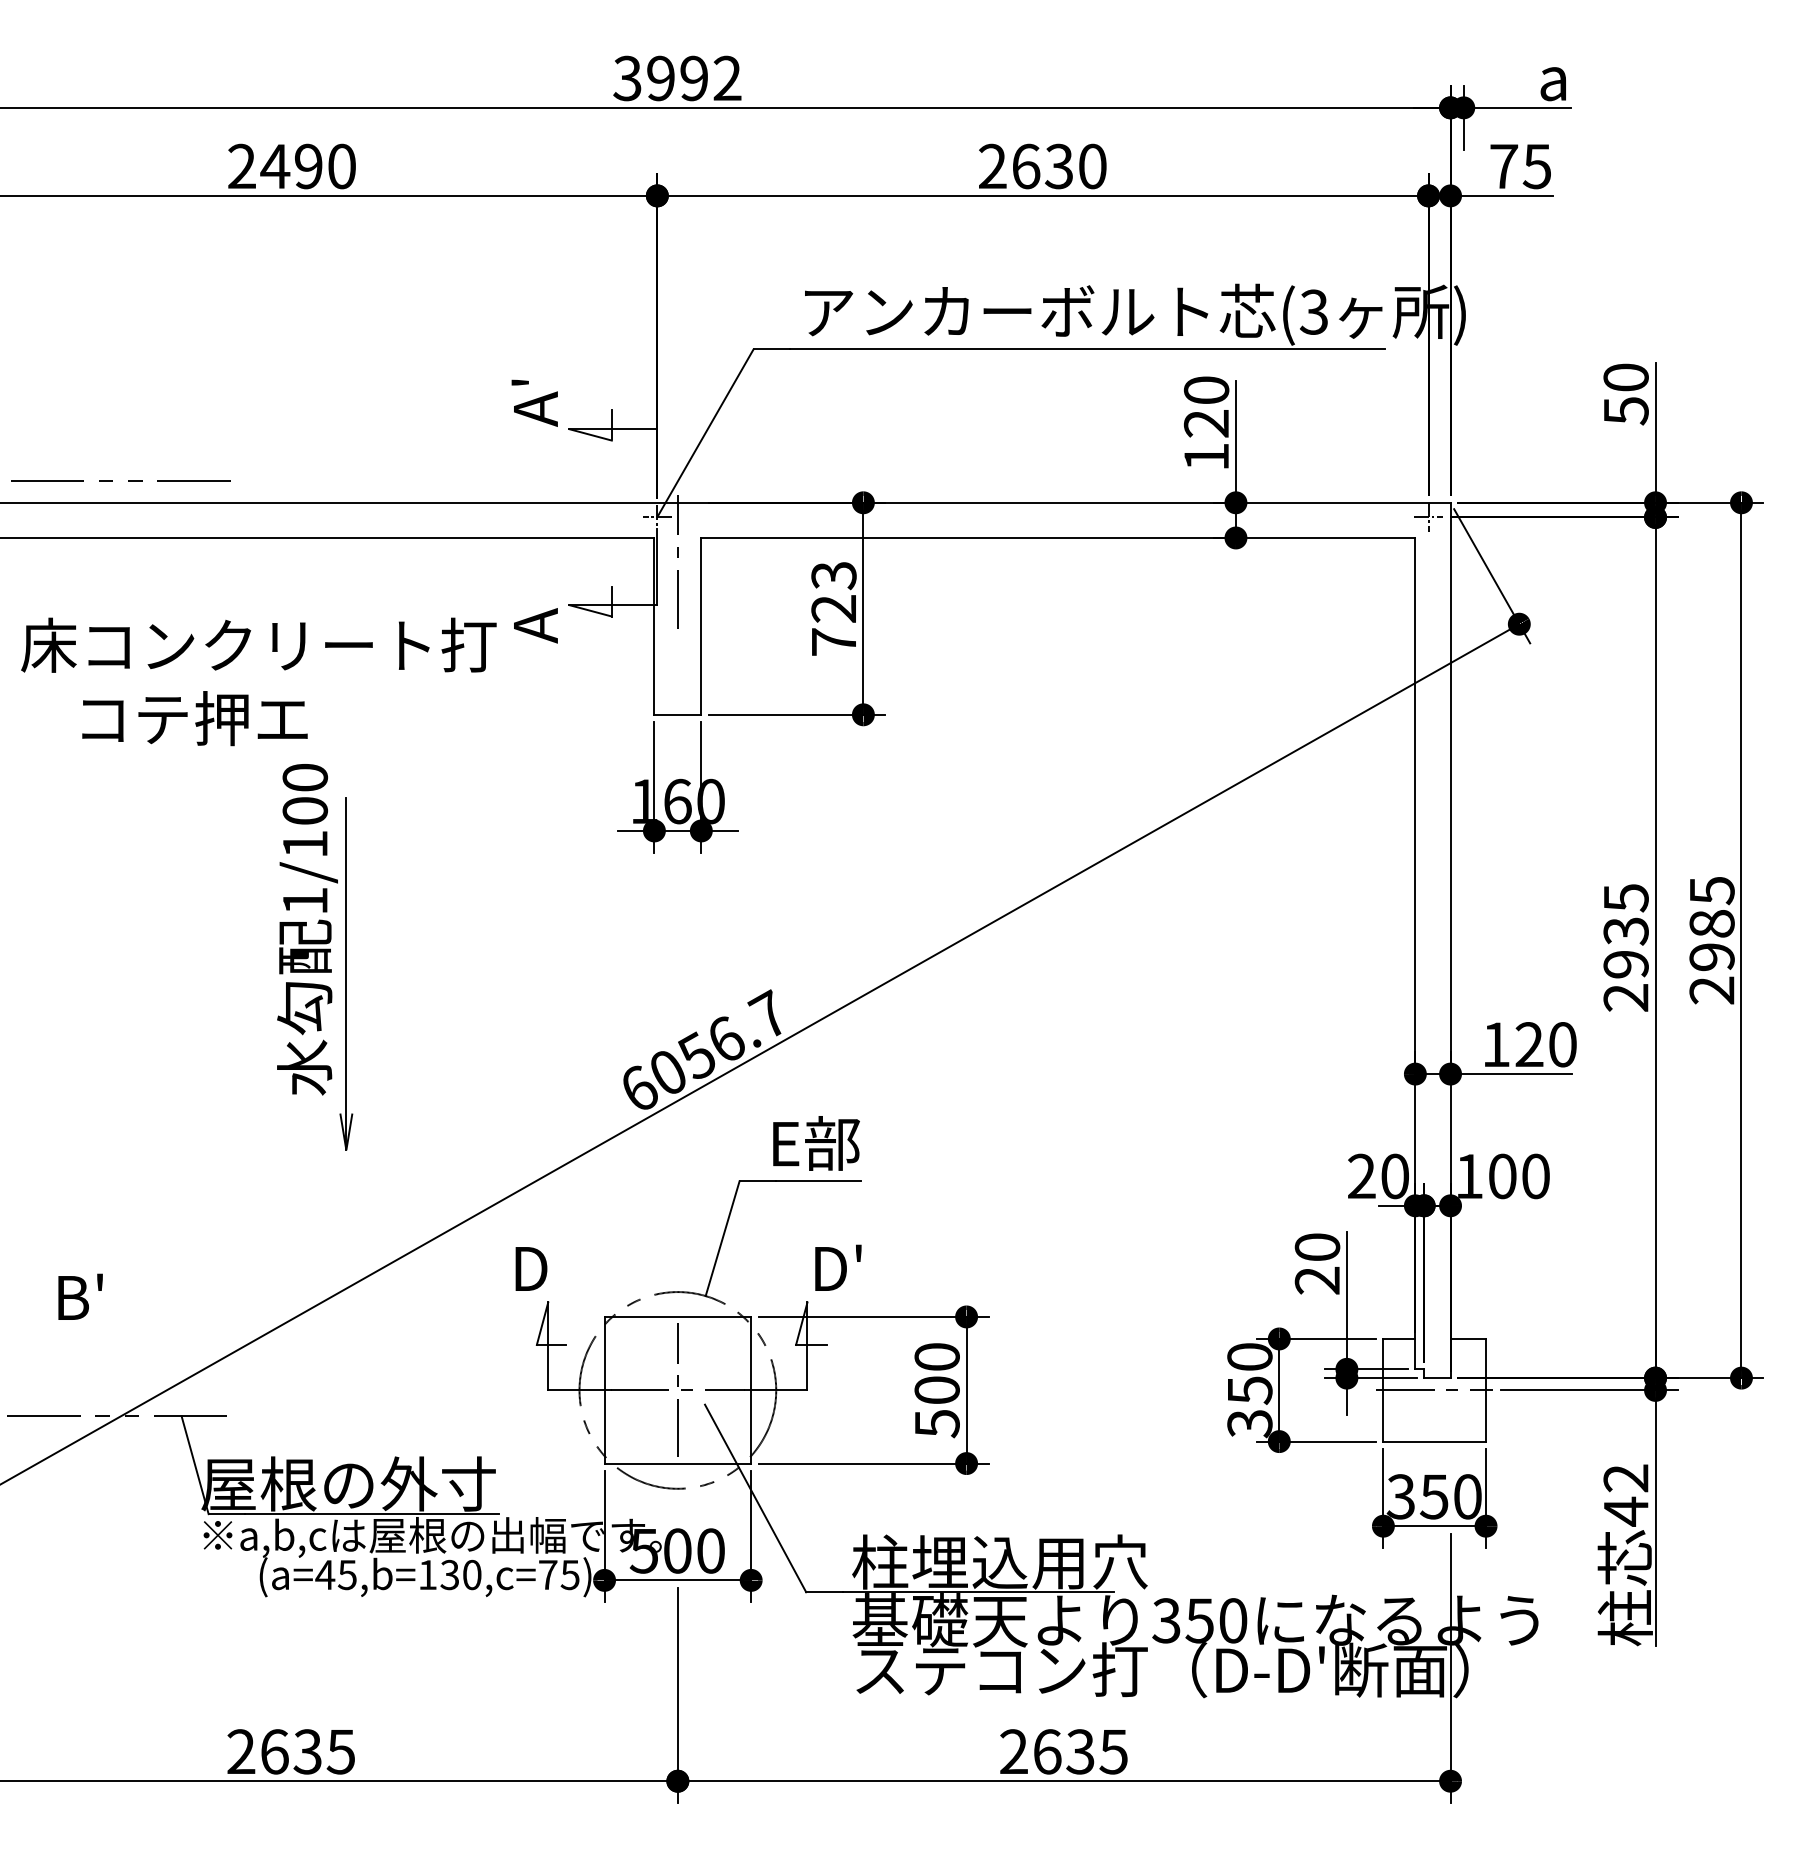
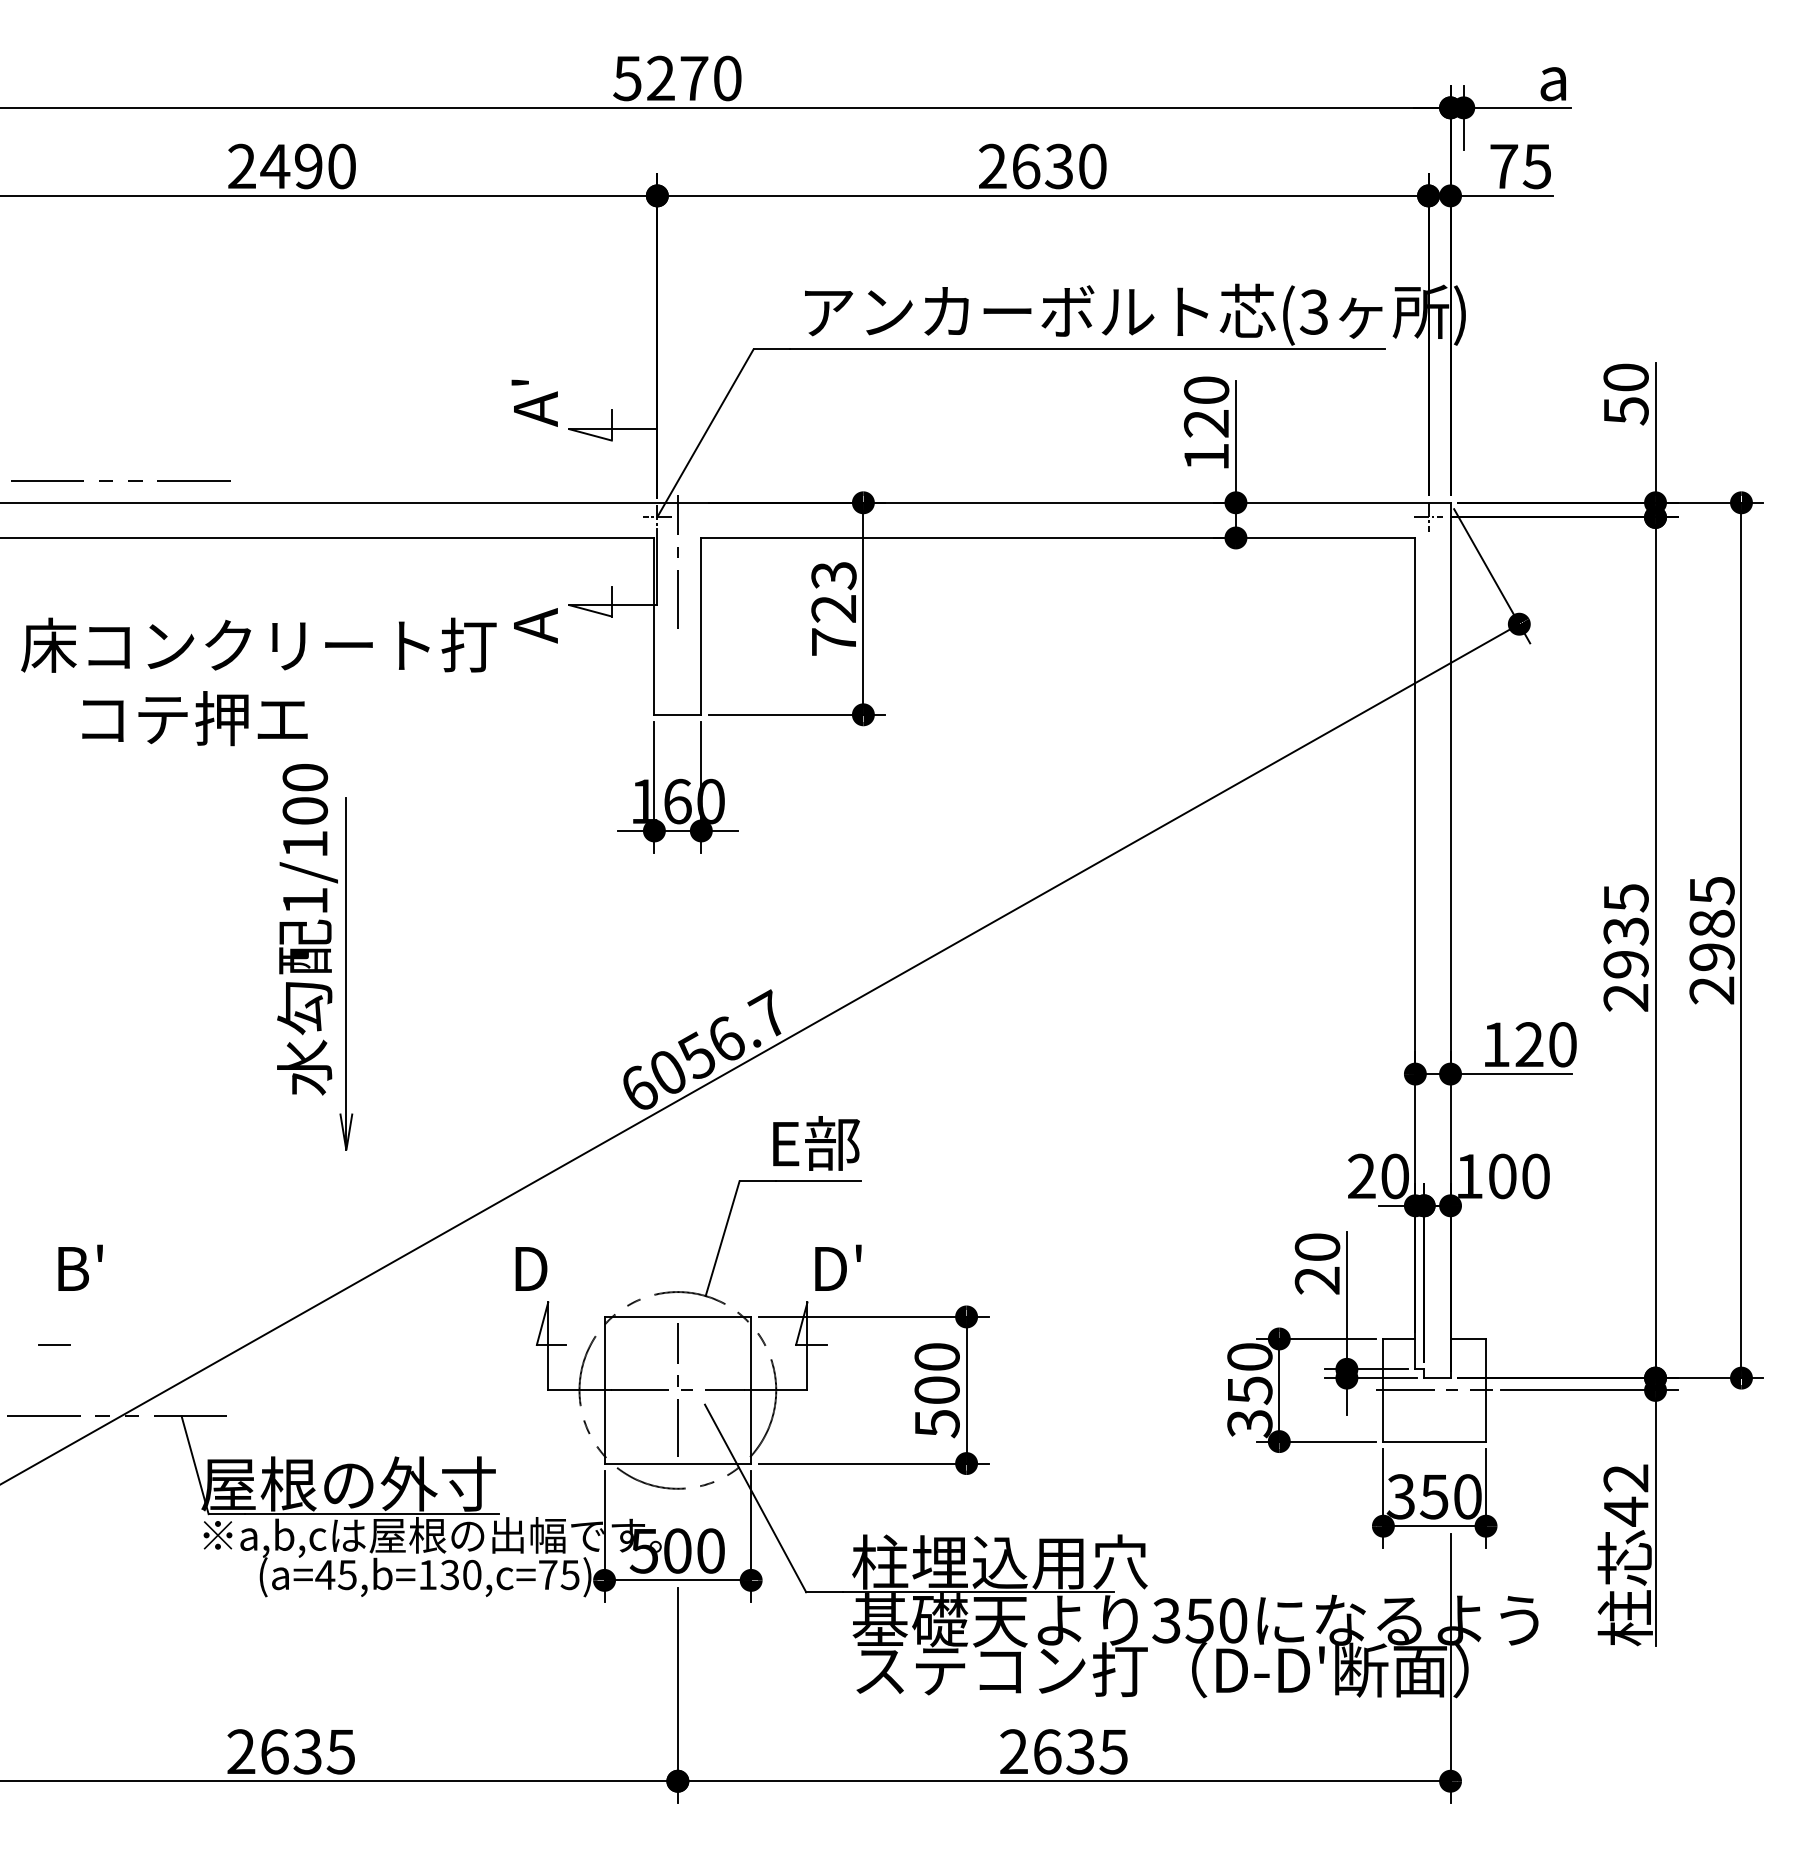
text: 3992 -> 5270 (677, 78)
text position: (80, 1296) -> (80, 1267) (80, 1267)
line: none -> present (54, 1344)
